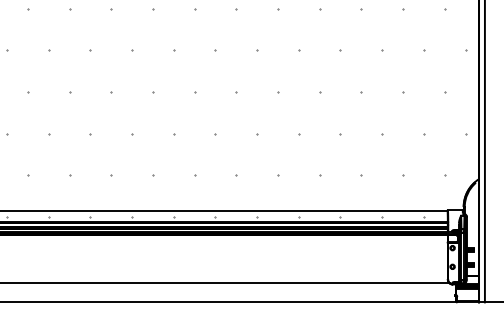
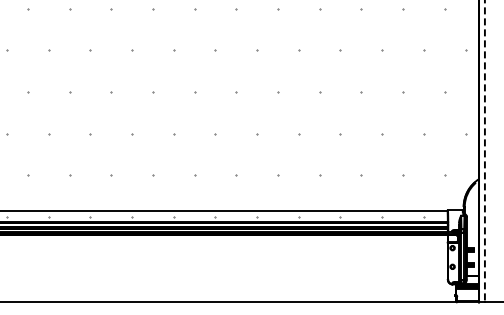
line: solid -> dashed (484, 151)
line: present -> none (225, 283)
